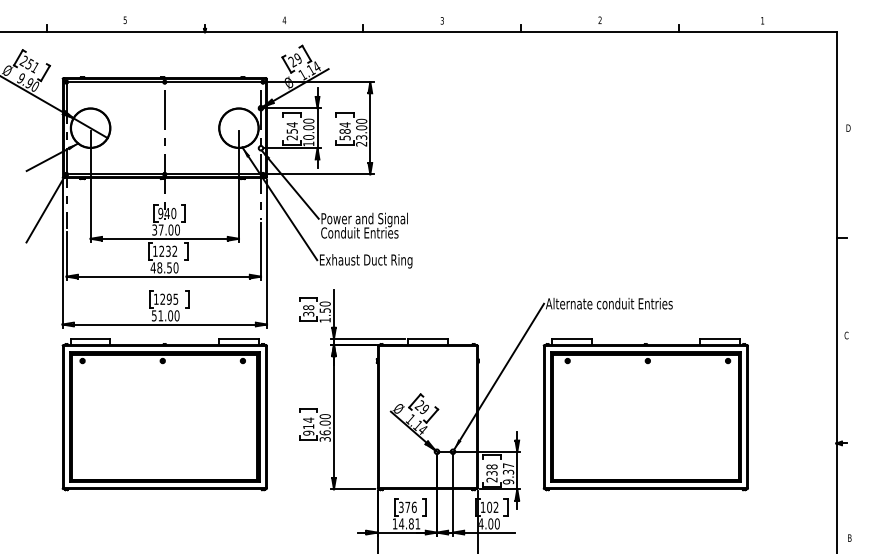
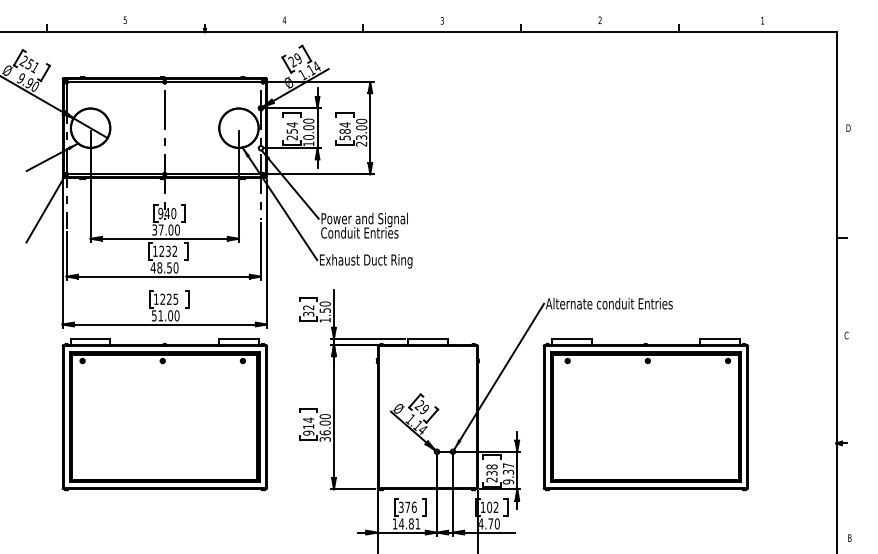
text: 1295 -> 1225 (168, 298)
text: 38 -> 32 (308, 307)
text: 4.00 -> 4.70 (490, 523)
